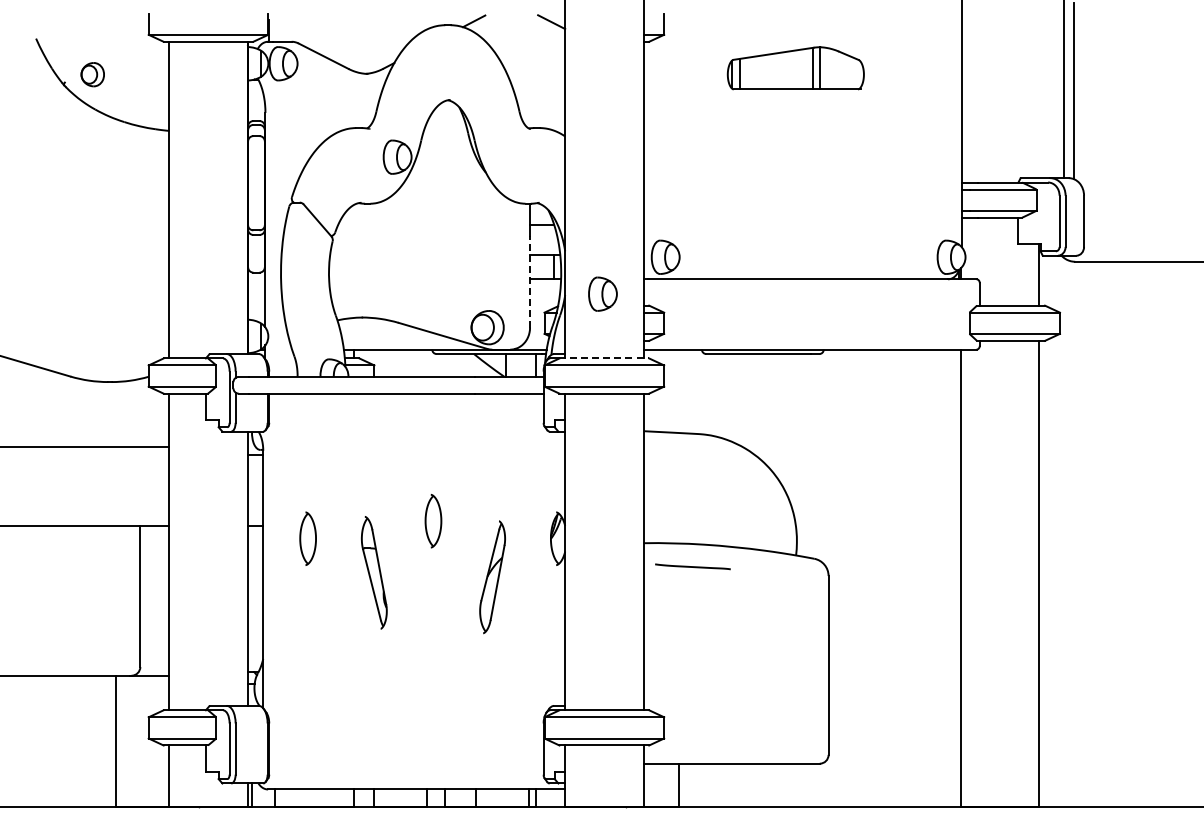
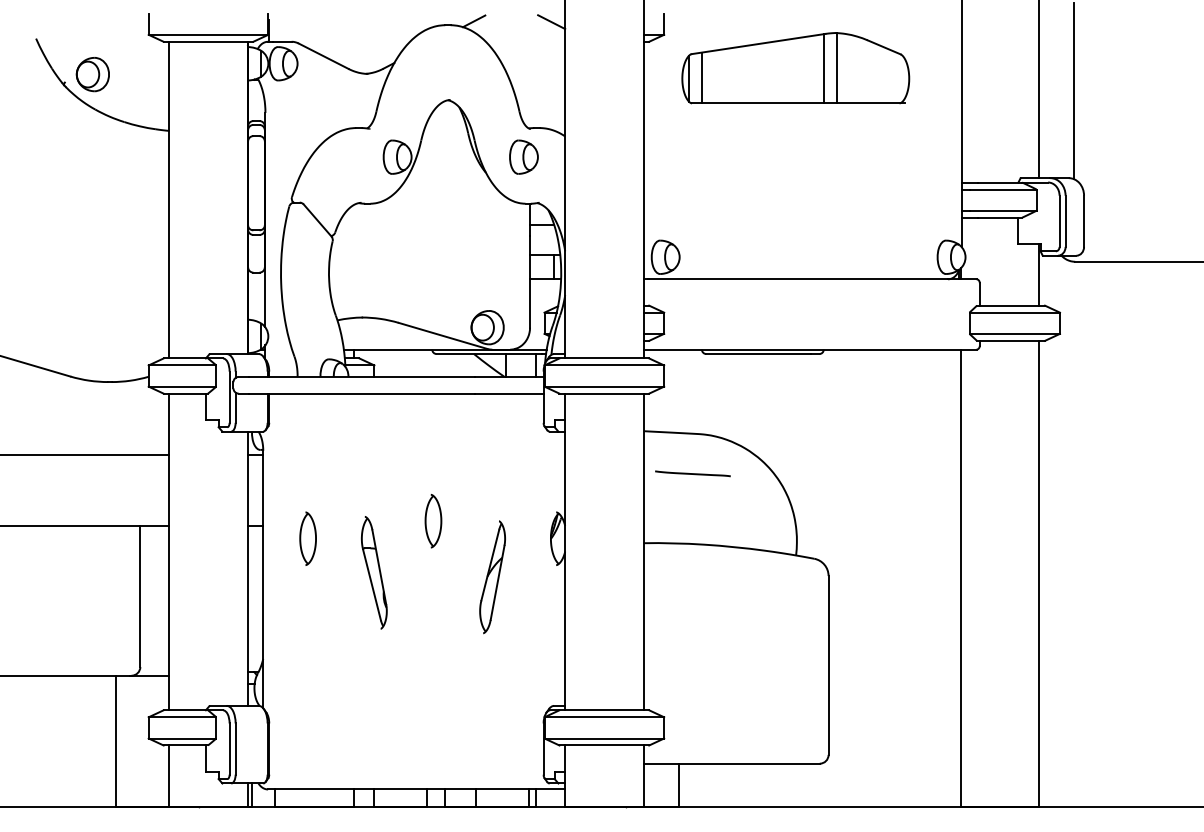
part size: 139x45 px -> 230x73 px (795, 68)
part size: 25x26 px -> 35x36 px (92, 74)
line position: (1064, 90) -> (1039, 90) (1039, 90)
line: dashed -> solid (530, 281)
part position: (602, 293) -> (523, 156) (523, 156)
line: dashed -> solid (604, 358)
line position: (85, 447) -> (85, 455) (85, 455)
line position: (692, 566) -> (692, 473) (692, 473)
